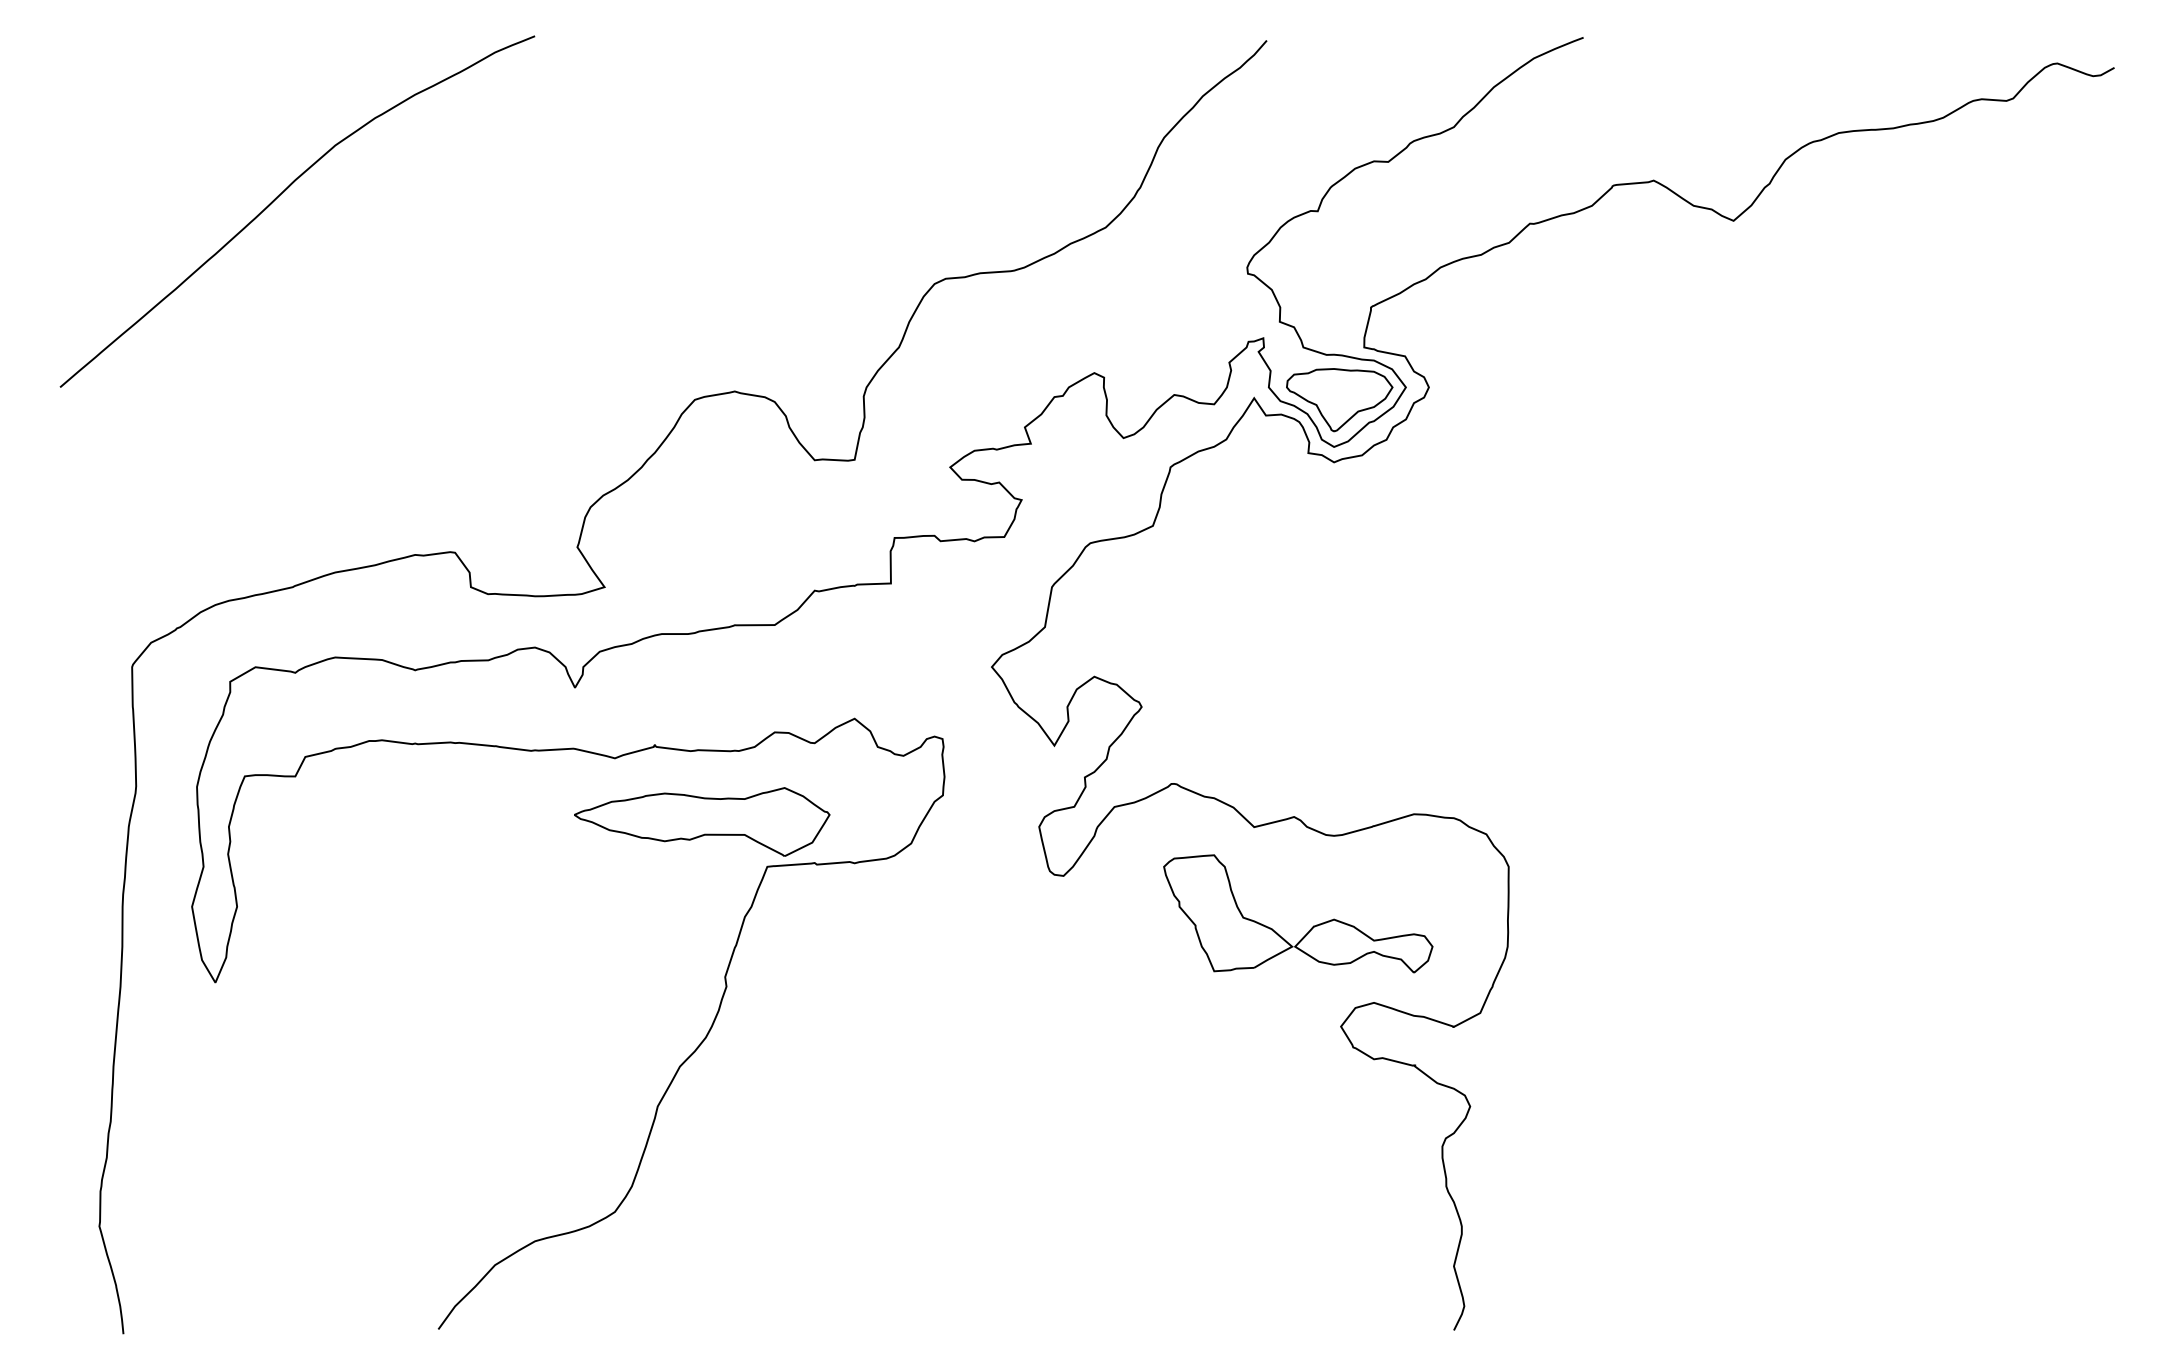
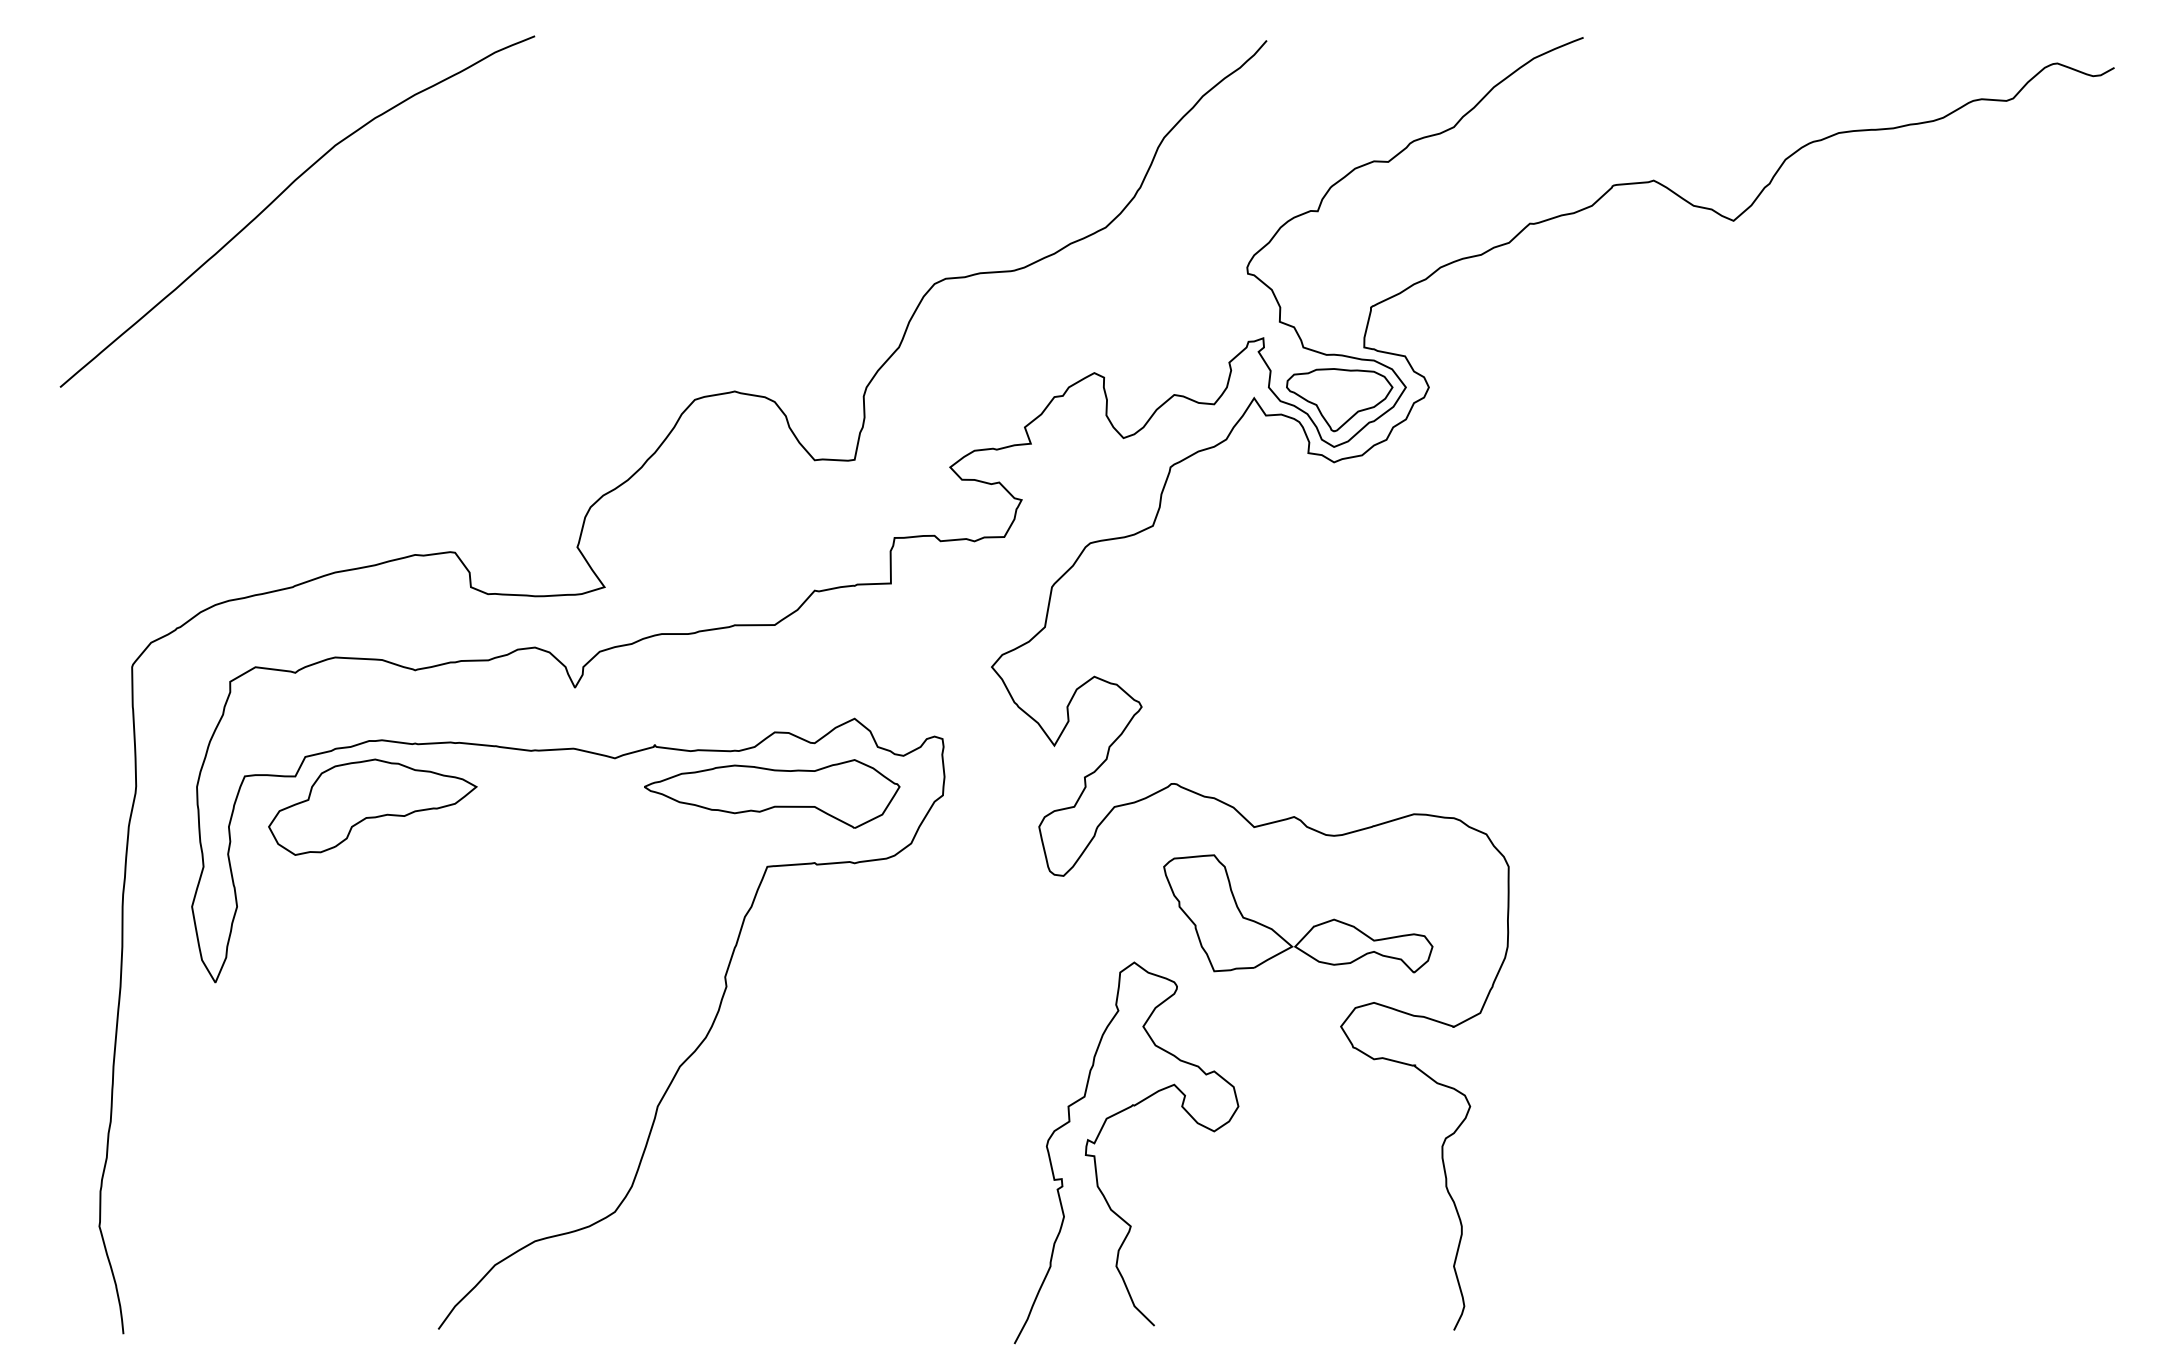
part: none -> present (372, 806)
part position: (702, 821) -> (772, 793) (772, 793)
curve: none -> present (1095, 1155)
